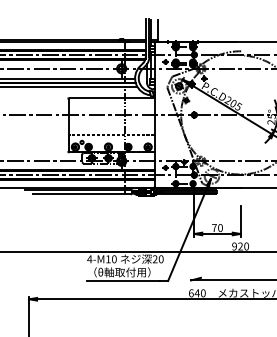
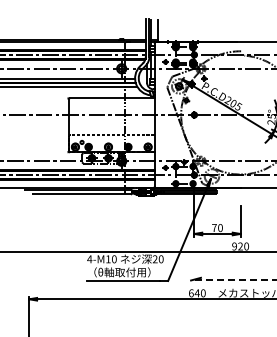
line: solid -> dashed (233, 280)
